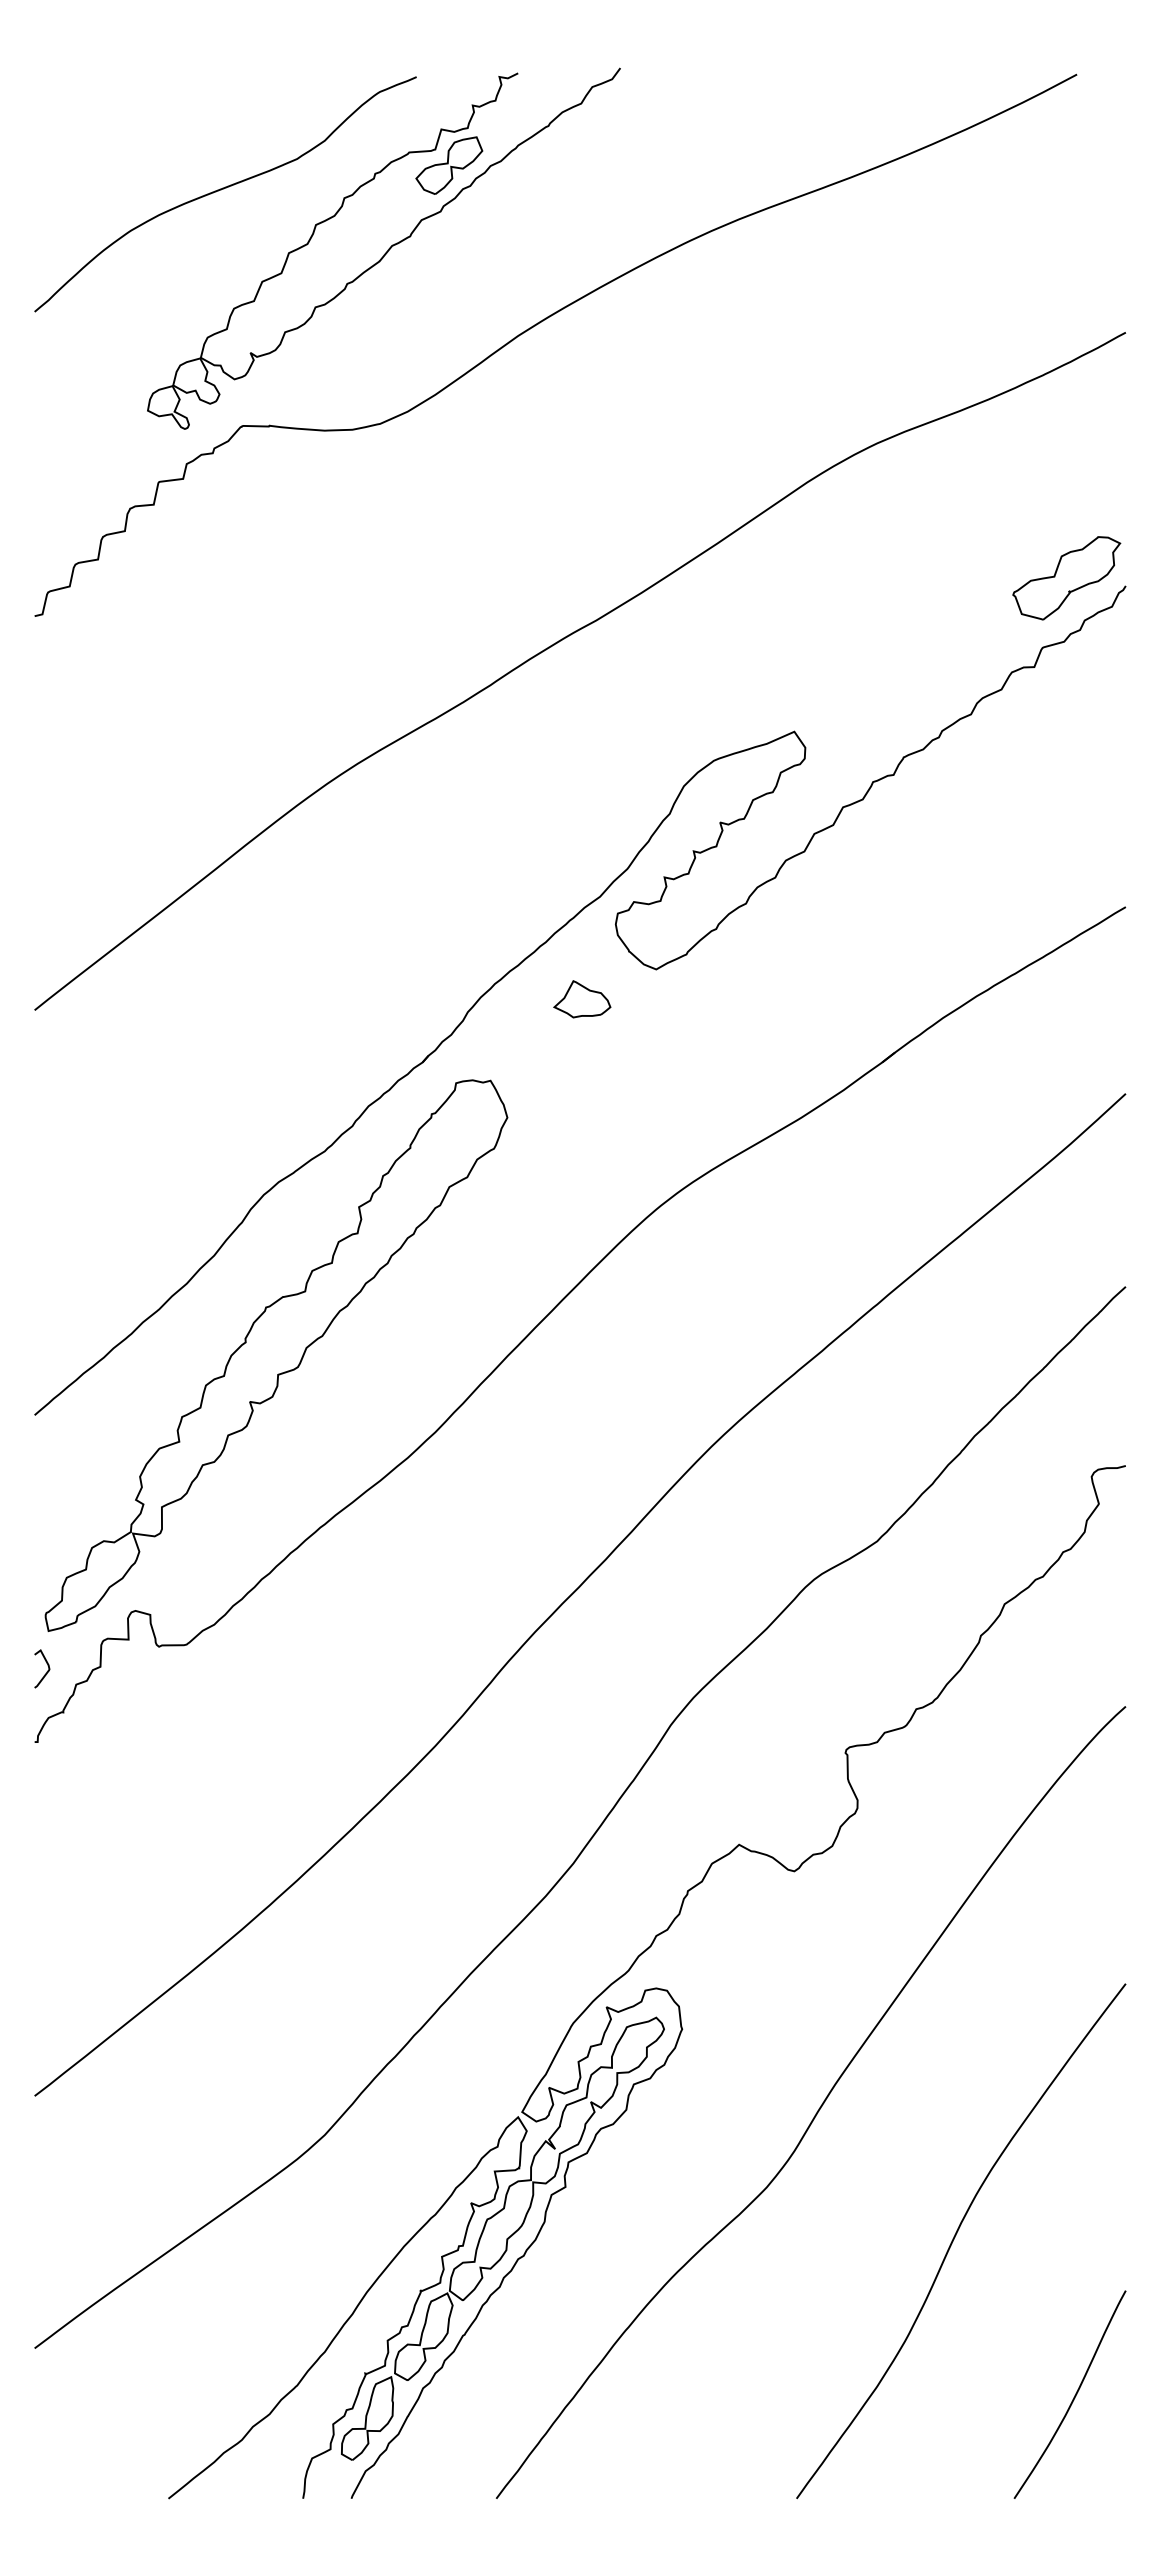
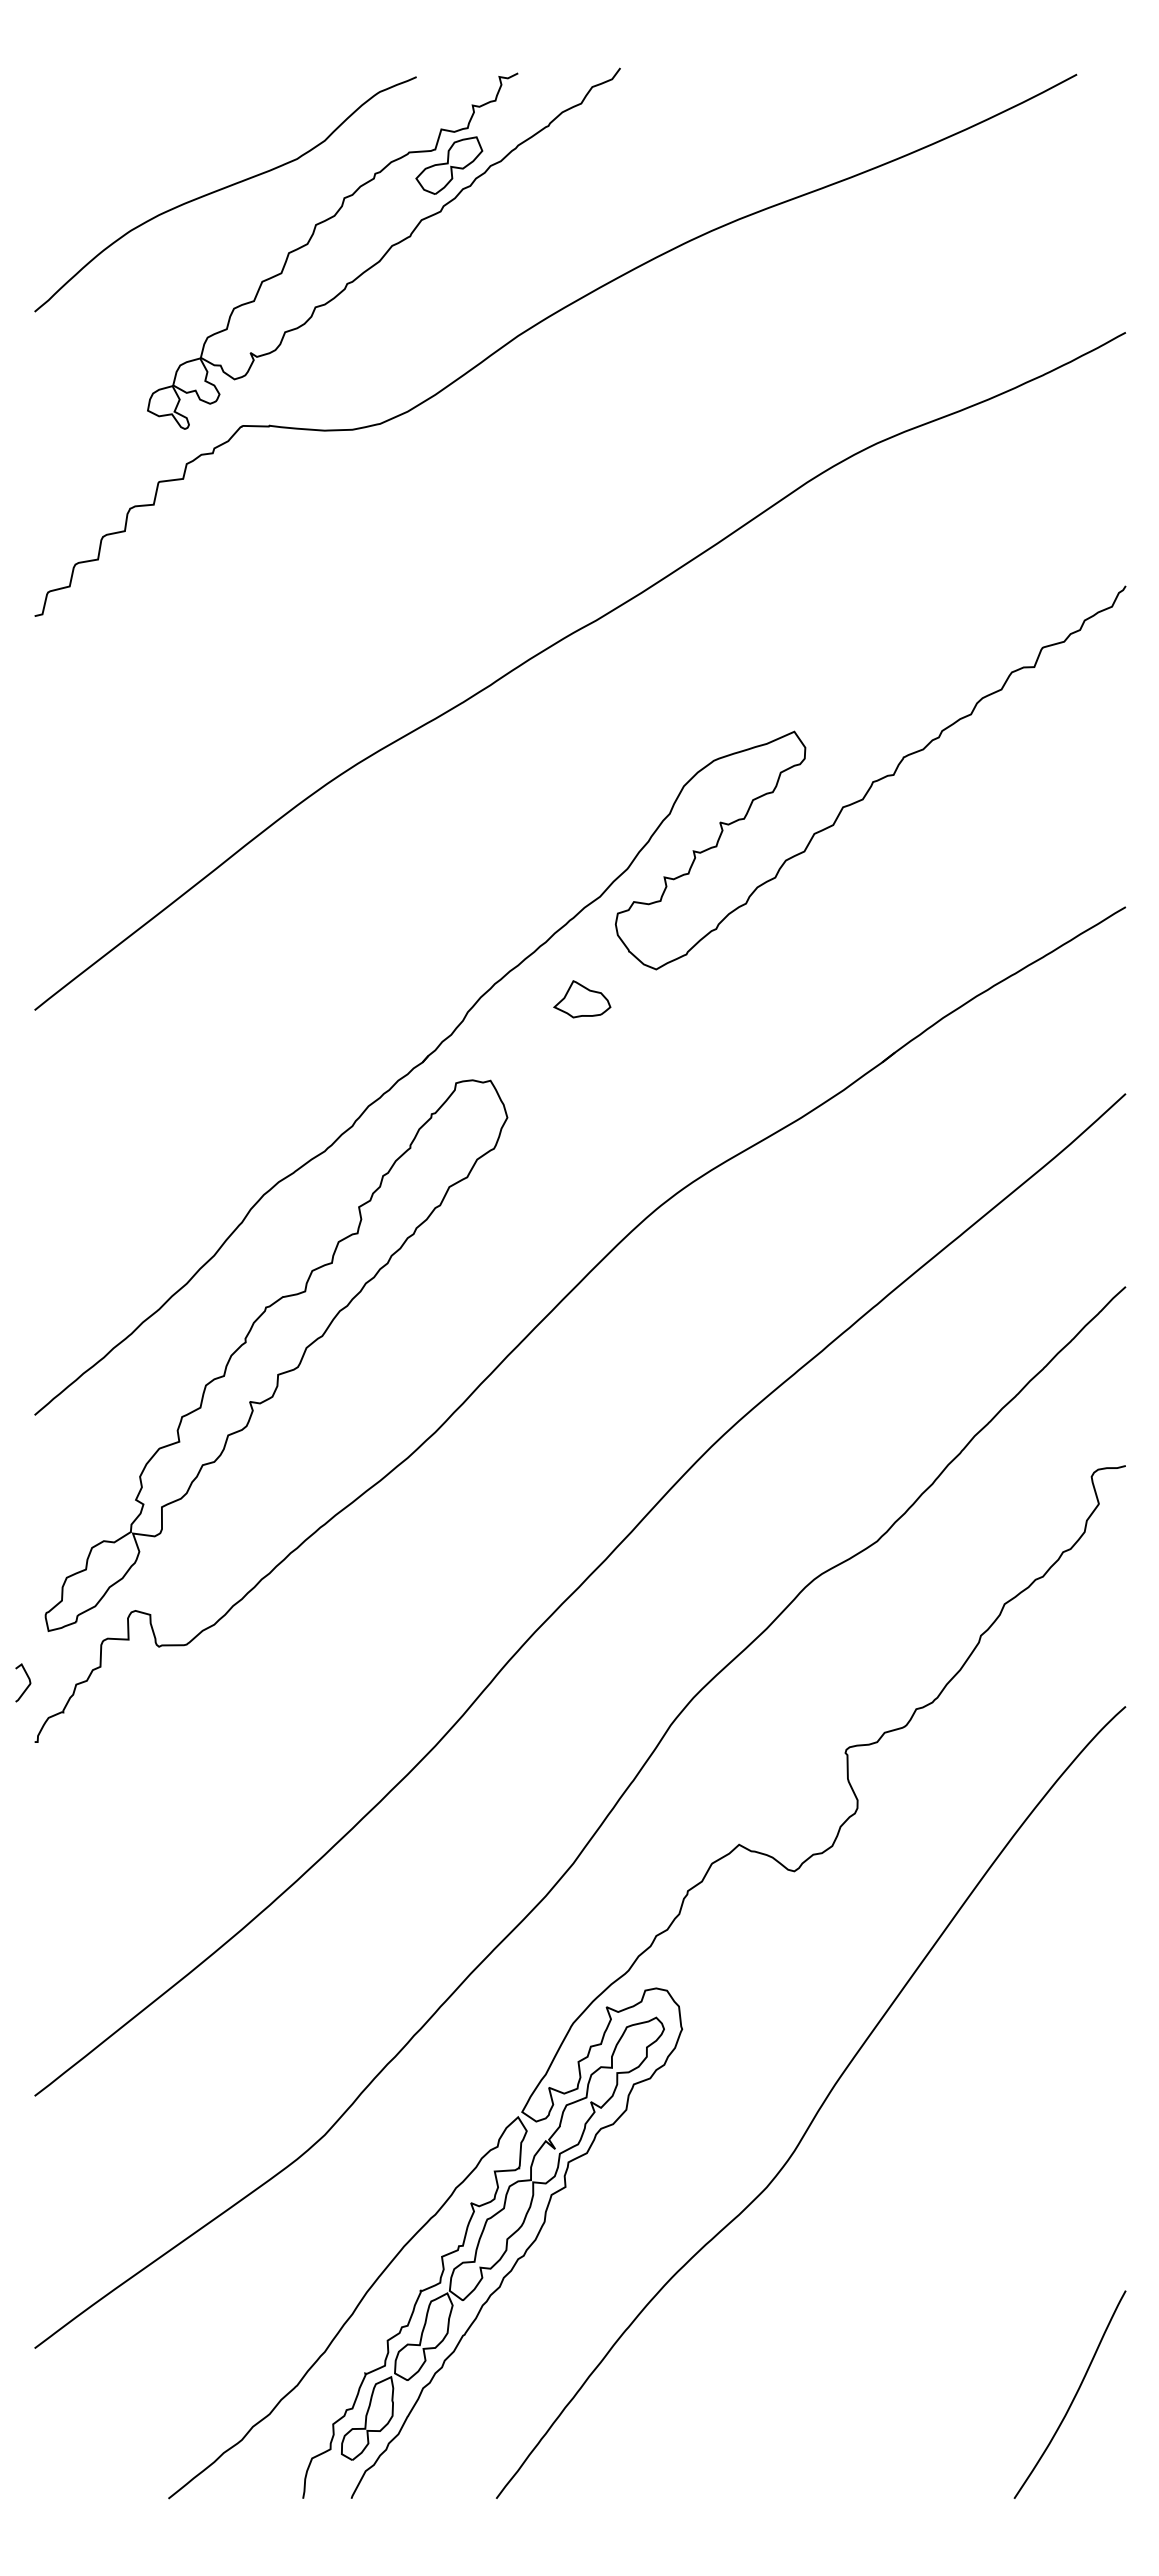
part: present -> none (1066, 578)
curve position: (46, 1671) -> (27, 1685) (27, 1685)
curve: present -> none (955, 2237)
